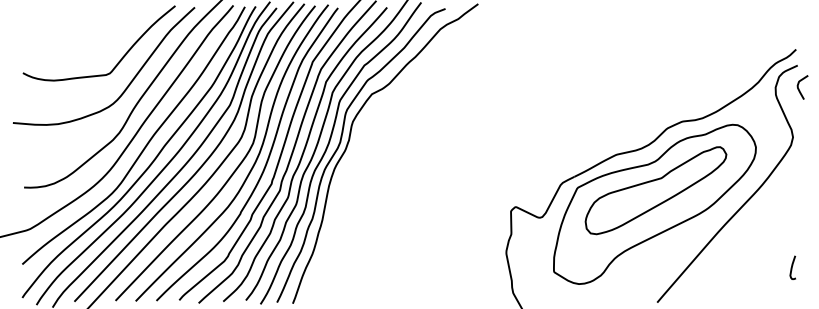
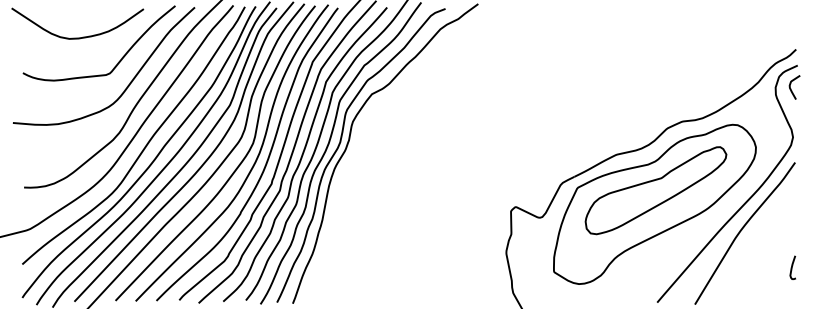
curve: none -> present (82, 36)
curve position: (799, 88) -> (791, 88) (791, 88)
curve: none -> present (742, 230)
